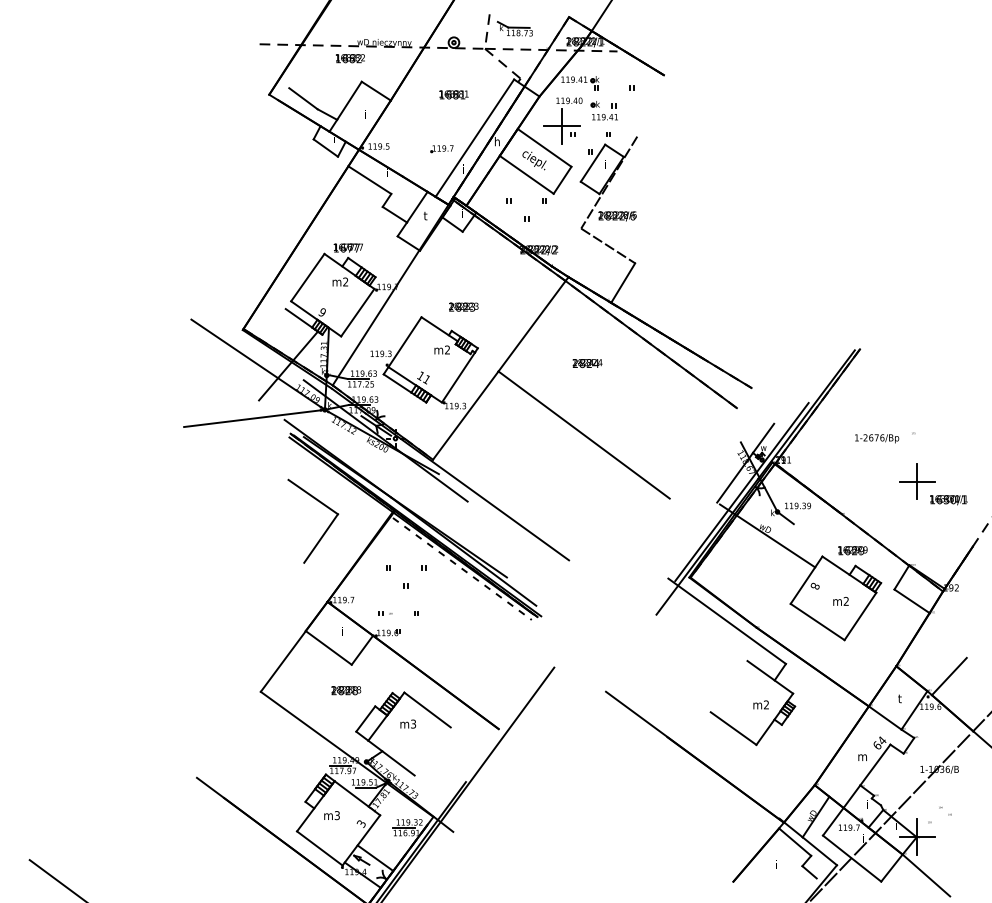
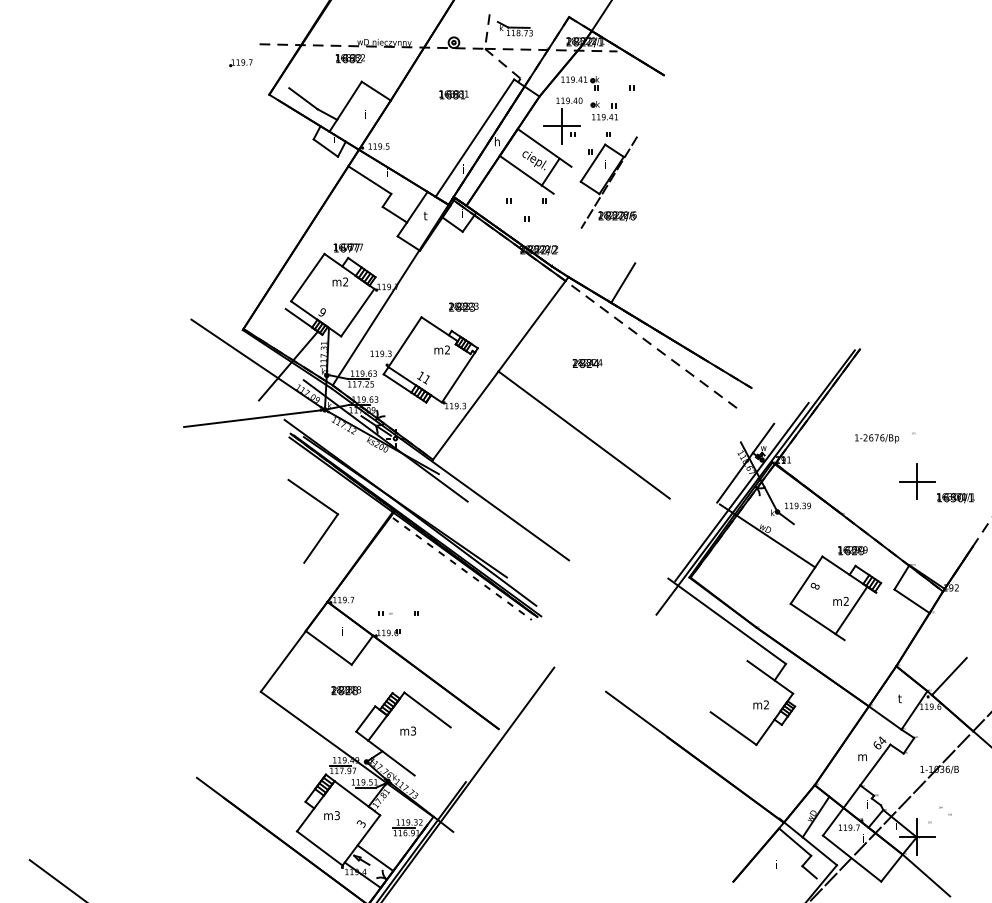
part position: (441, 149) -> (240, 63) (240, 63)
line position: (562, 179) -> (550, 171) (550, 171)
line: present -> none (608, 245)
line: present -> none (650, 344)
text position: (948, 500) -> (955, 498) (955, 498)
part: present -> none (407, 583)
line position: (860, 616) -> (851, 610) (851, 610)
text position: (407, 723) -> (407, 730) (407, 730)
